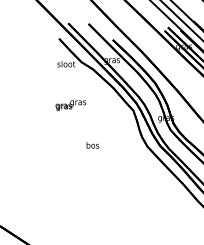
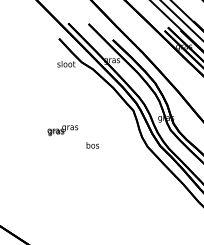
text position: (70, 105) -> (62, 130) (62, 130)
